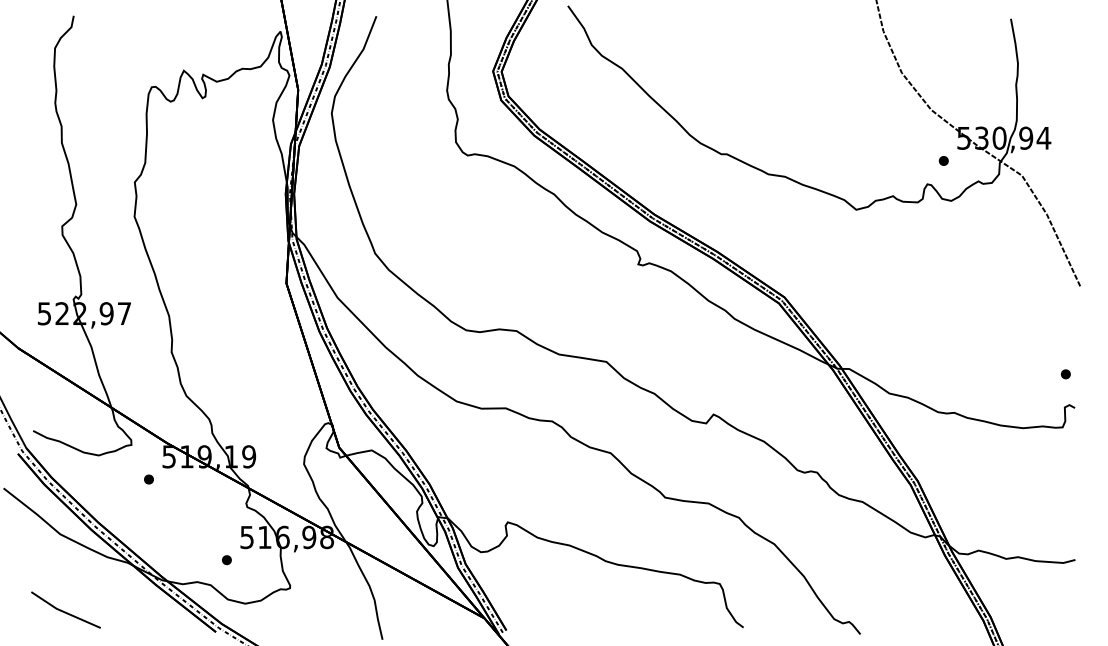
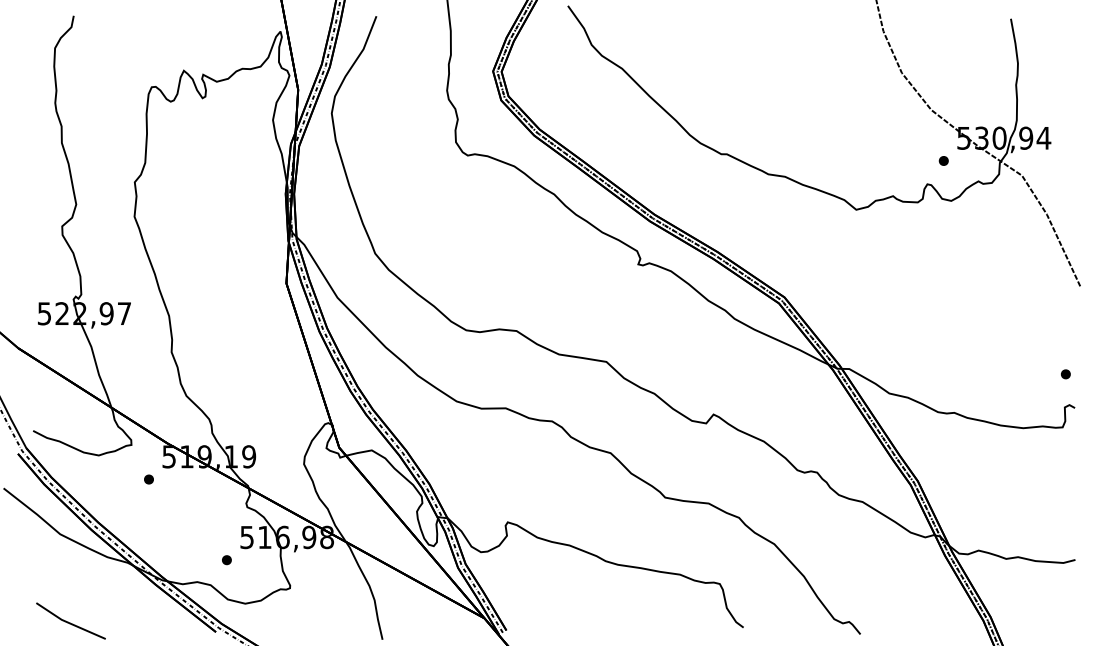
line position: (65, 611) -> (70, 622) (70, 622)
